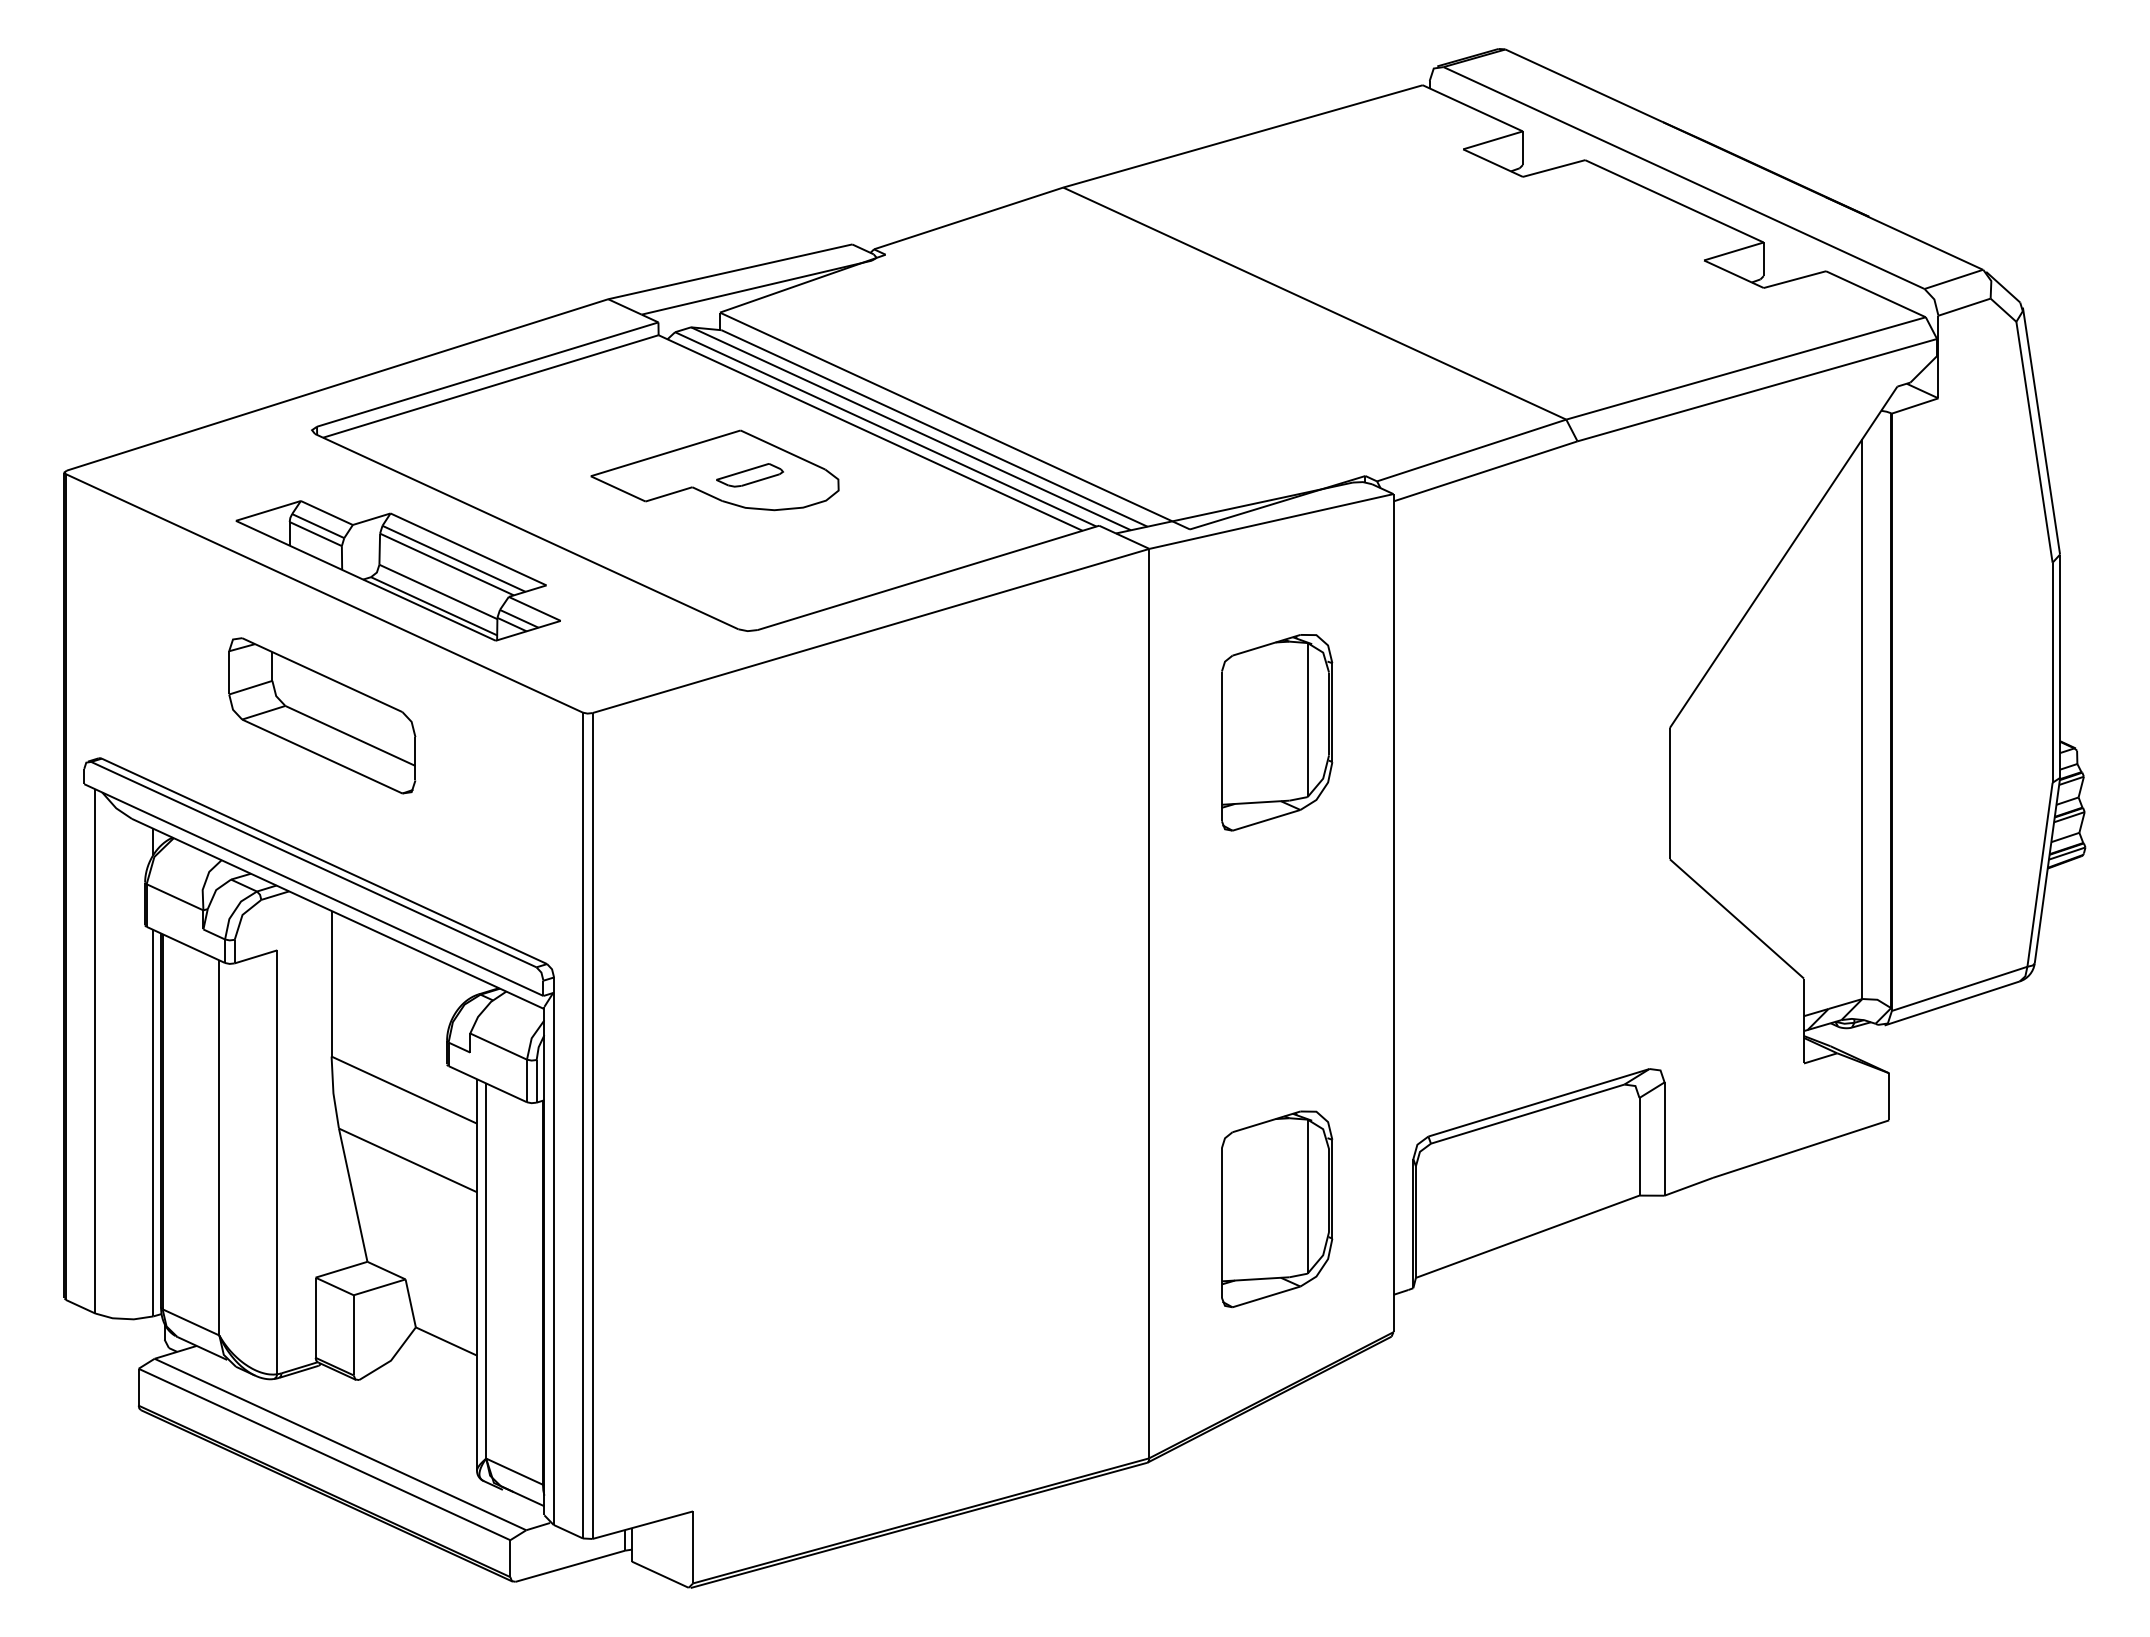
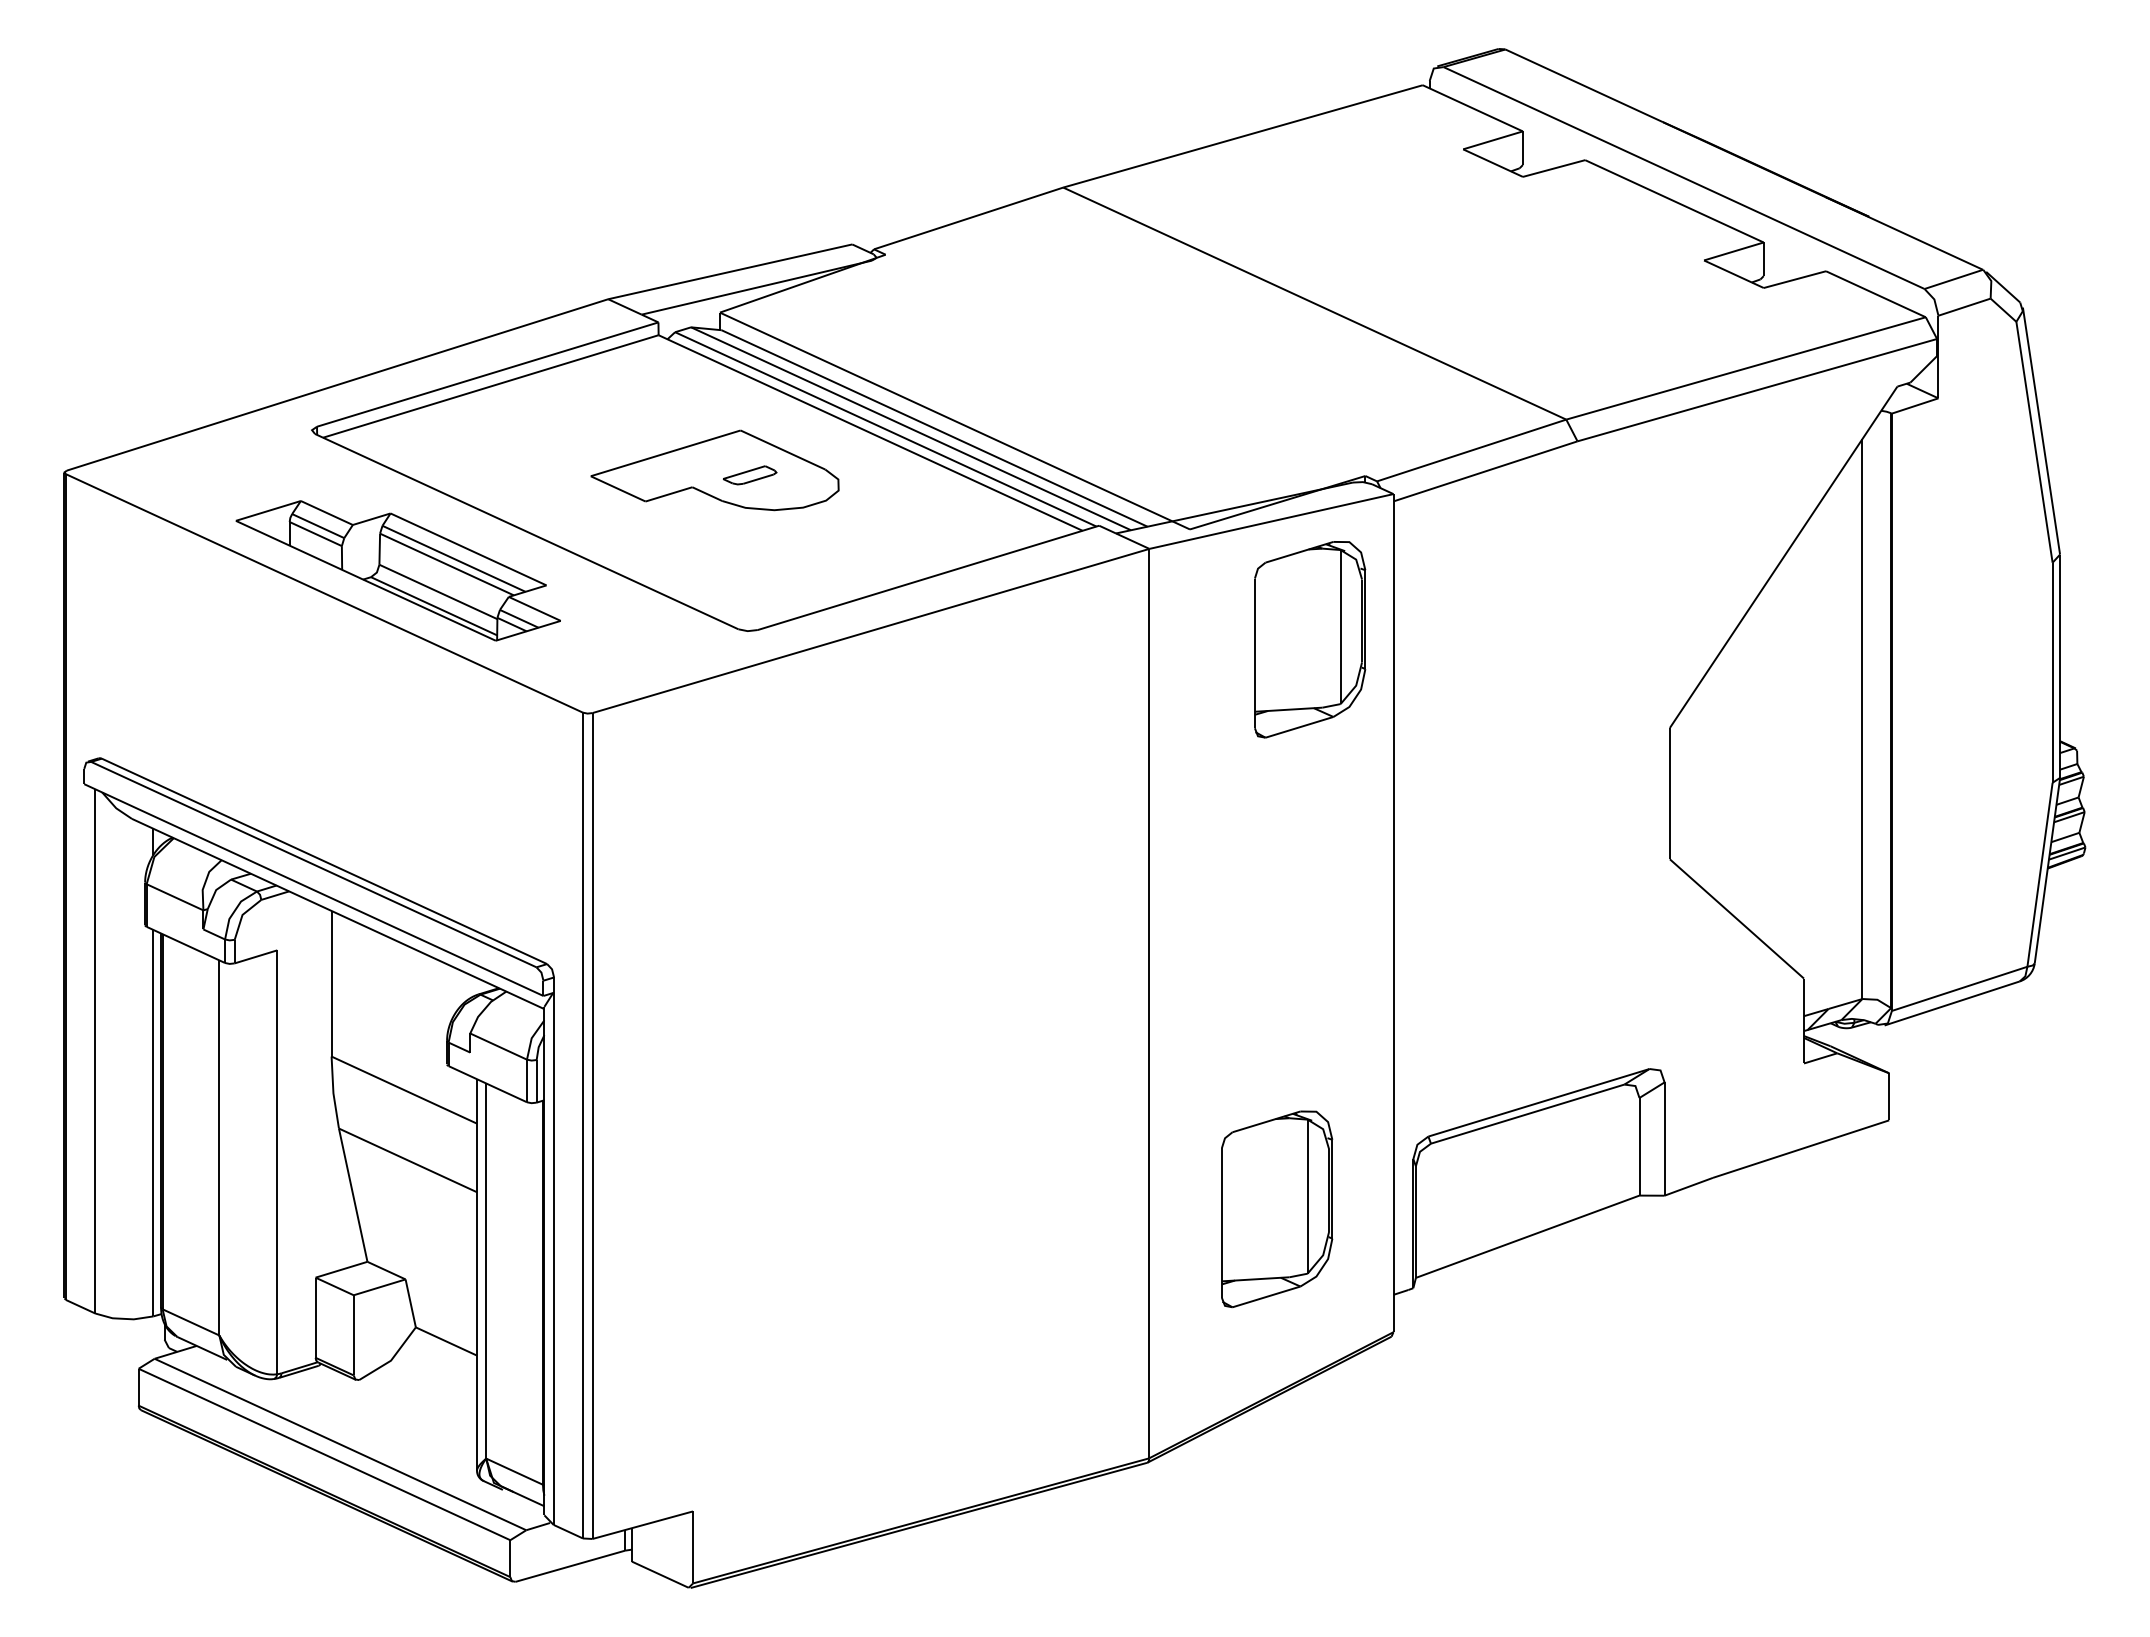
part size: 68x25 px -> 55x21 px (750, 475)
part: present -> none (322, 715)
part position: (1277, 732) -> (1310, 639) (1310, 639)
